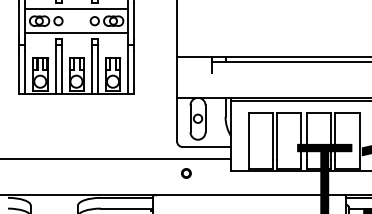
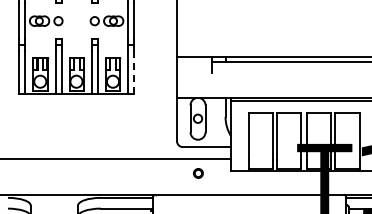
line: present -> none (76, 9)
line: present -> none (76, 33)
line: solid -> dashed (134, 70)
part position: (186, 173) -> (198, 173) (198, 173)
